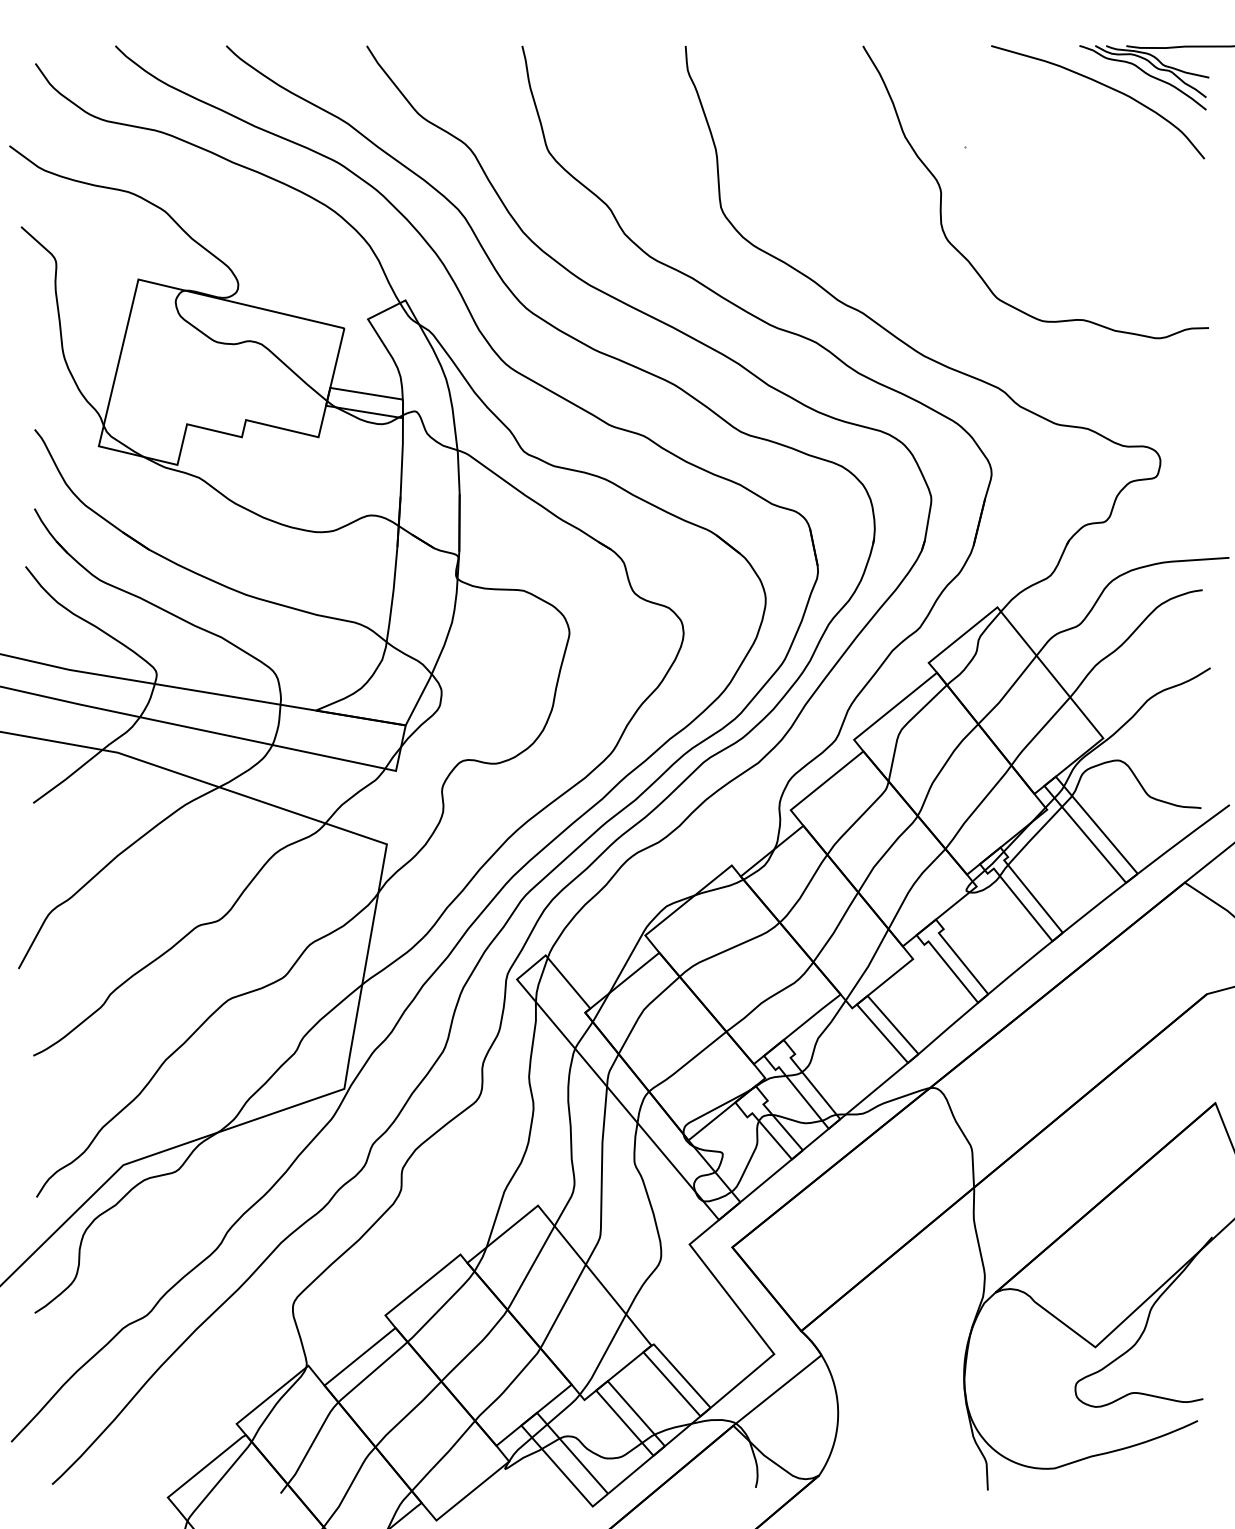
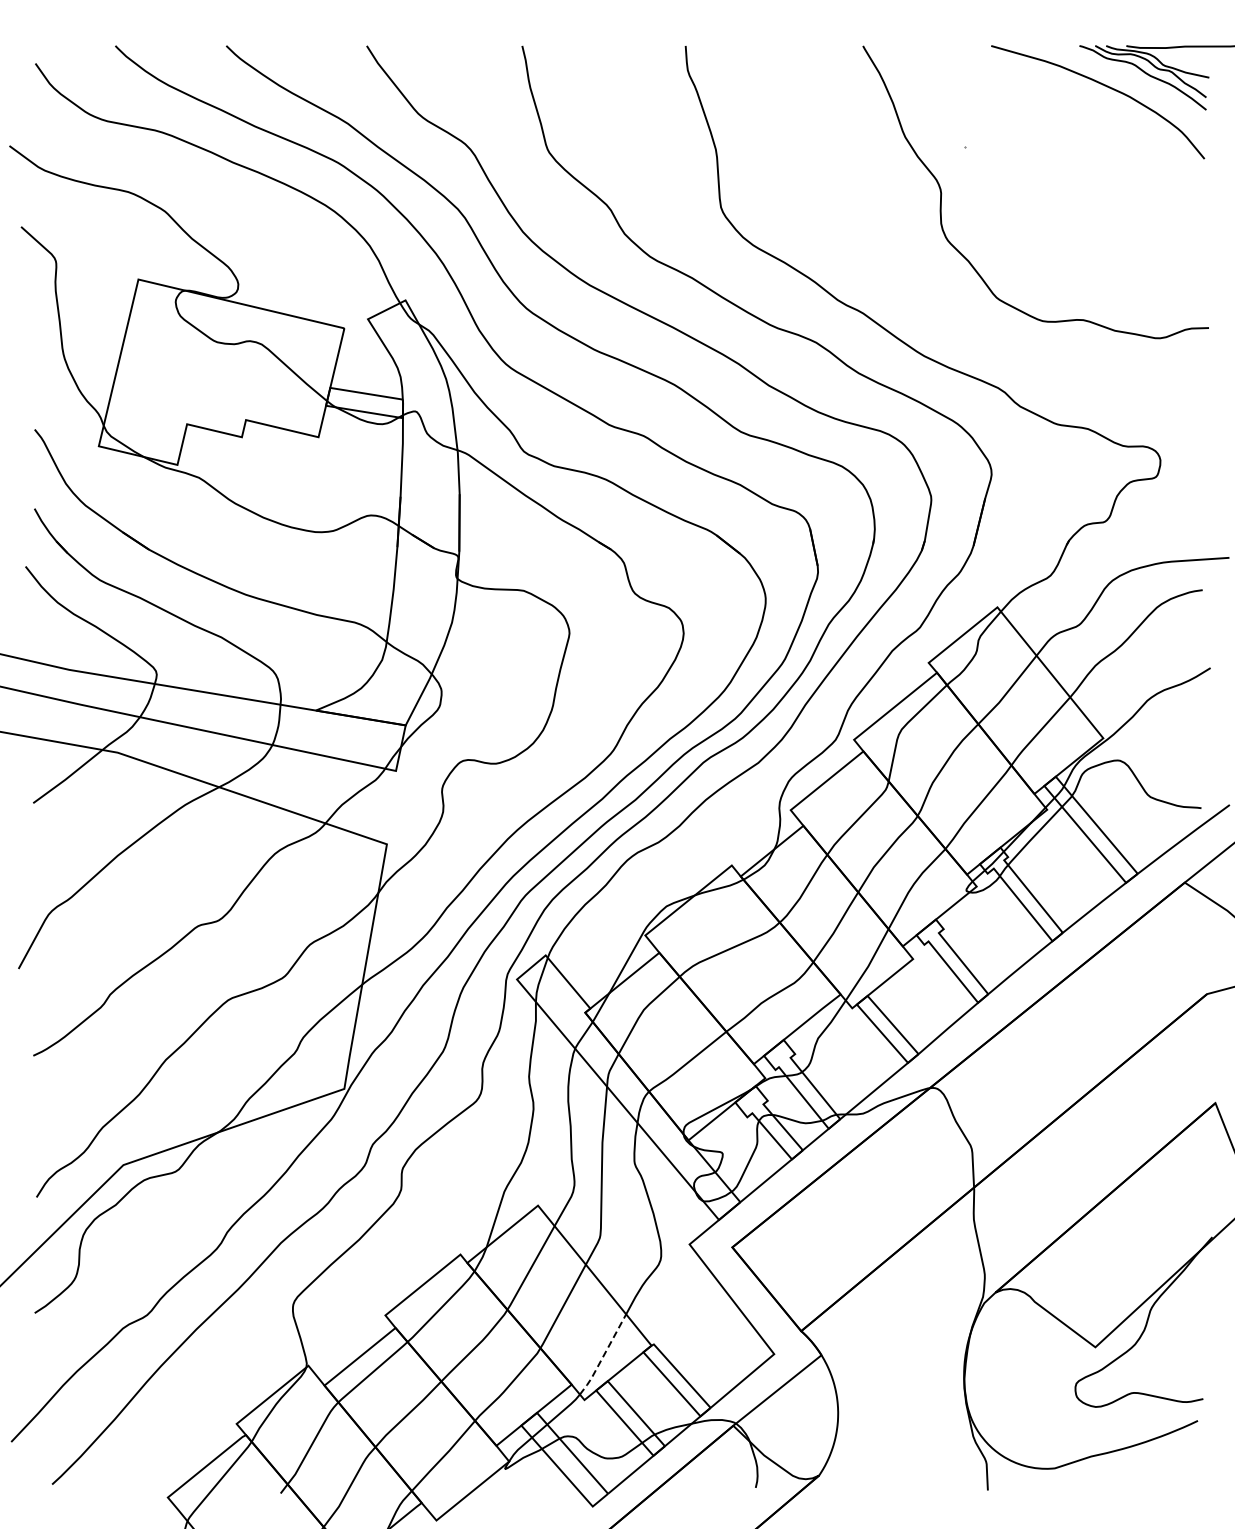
line: solid -> dashed (603, 1355)
